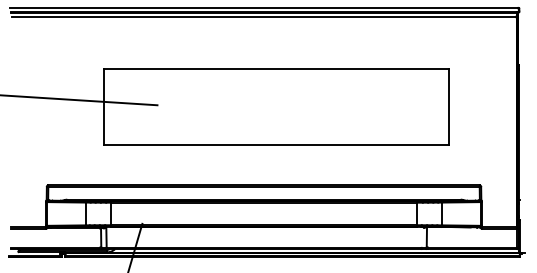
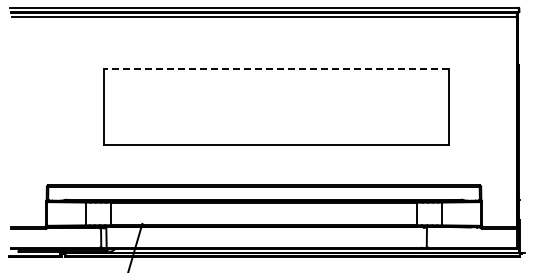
line: solid -> dashed (276, 69)
line: present -> none (79, 100)
